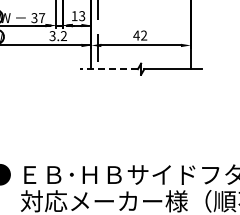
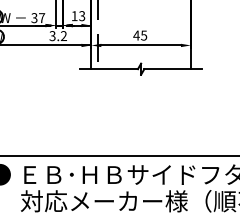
text: 42 -> 45 (144, 35)
line: dashed -> solid (109, 69)
line: none -> present (119, 155)
